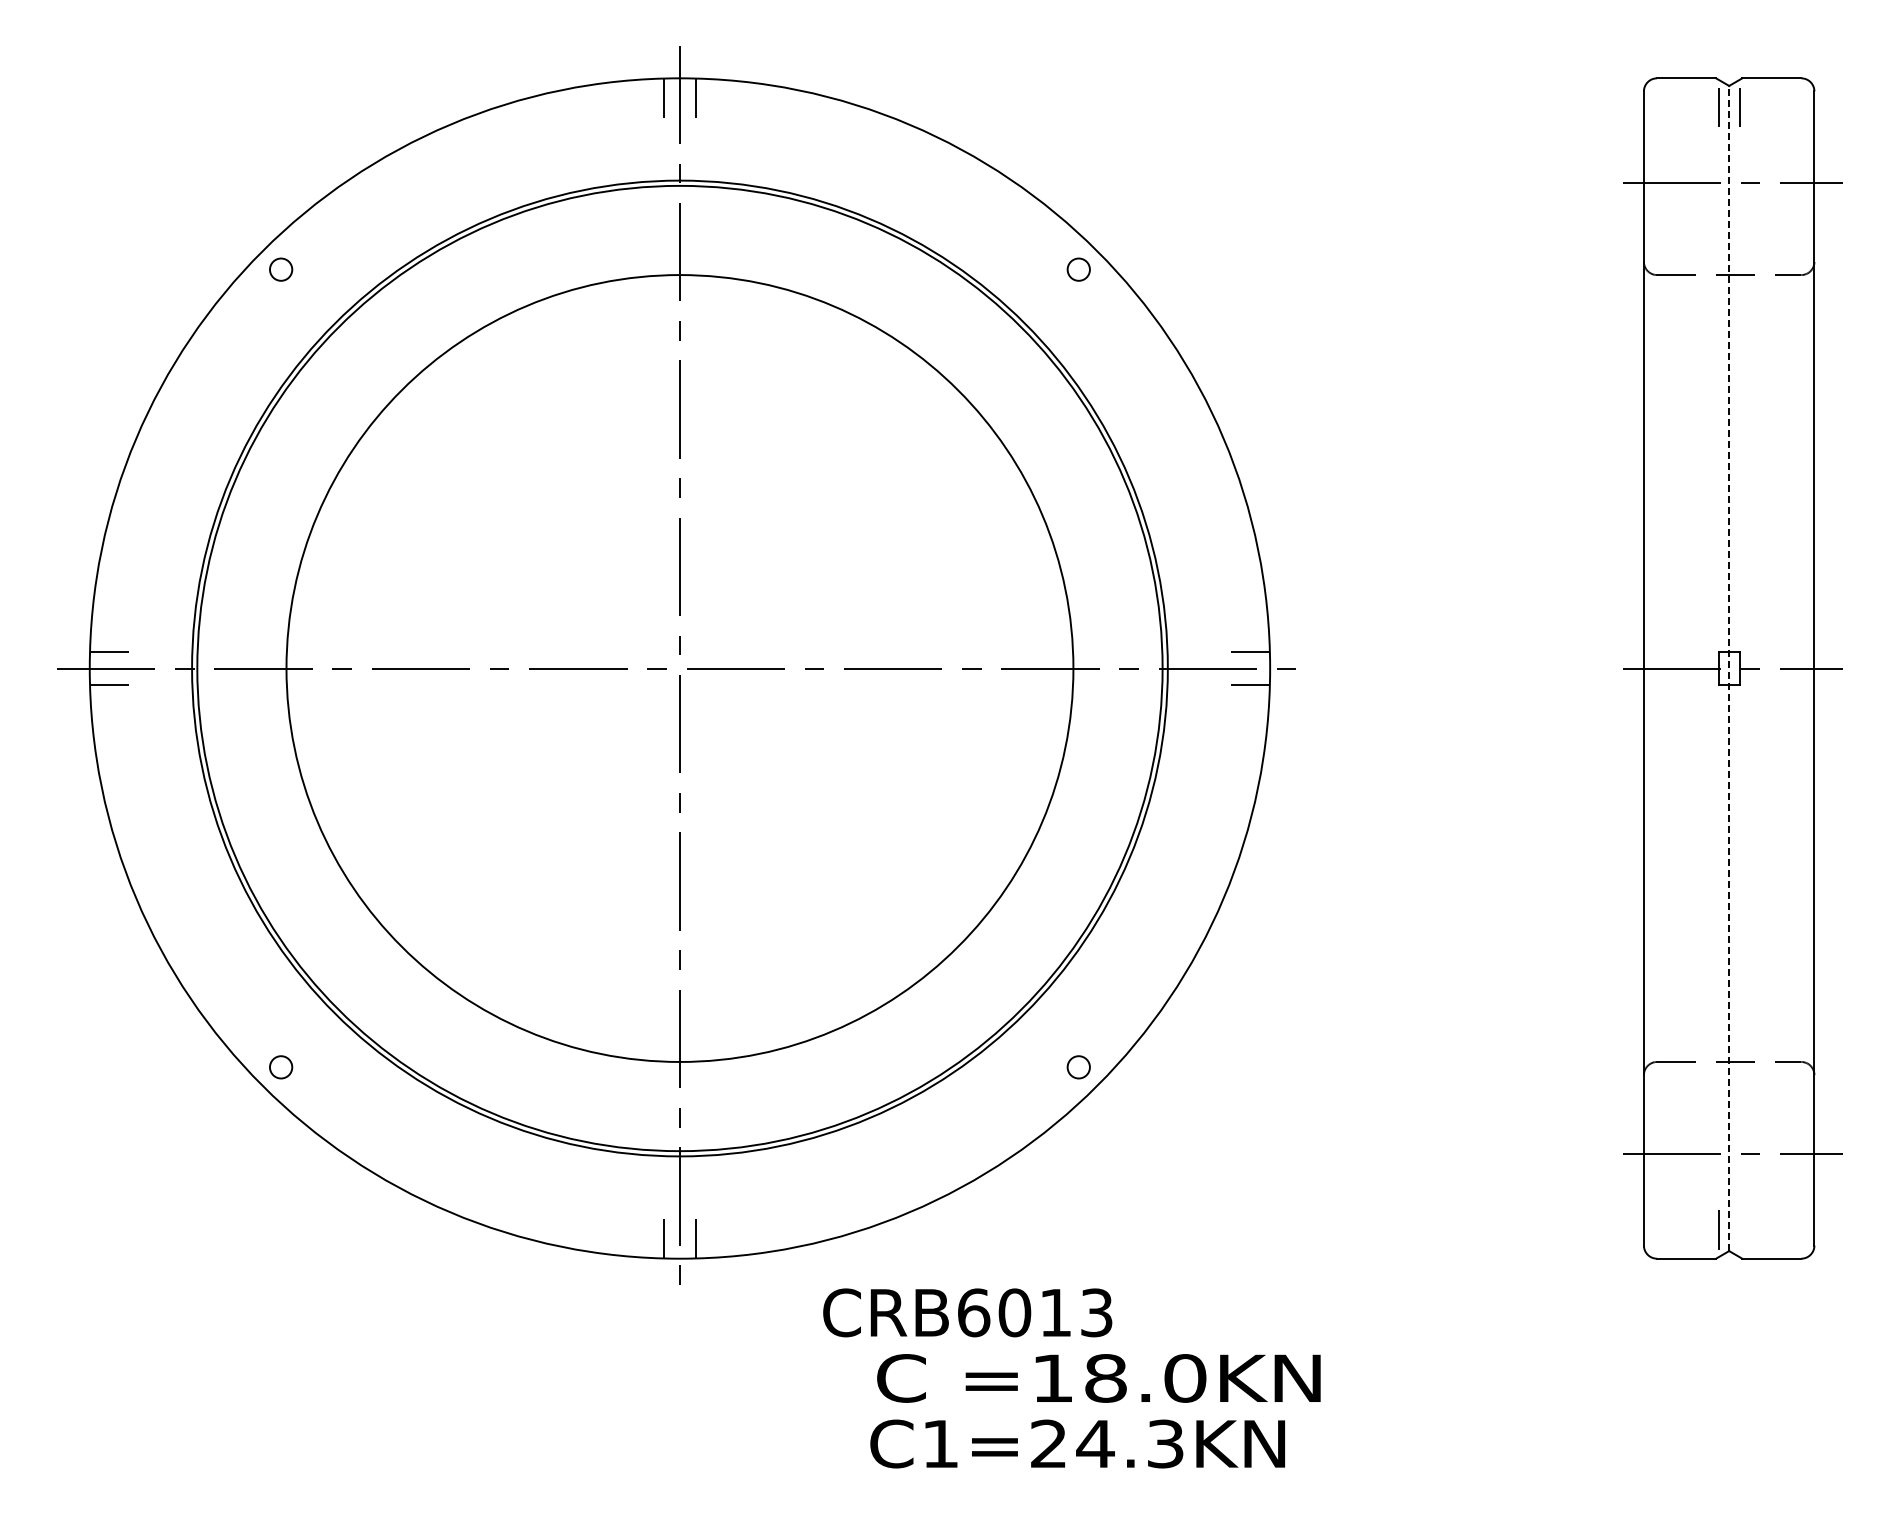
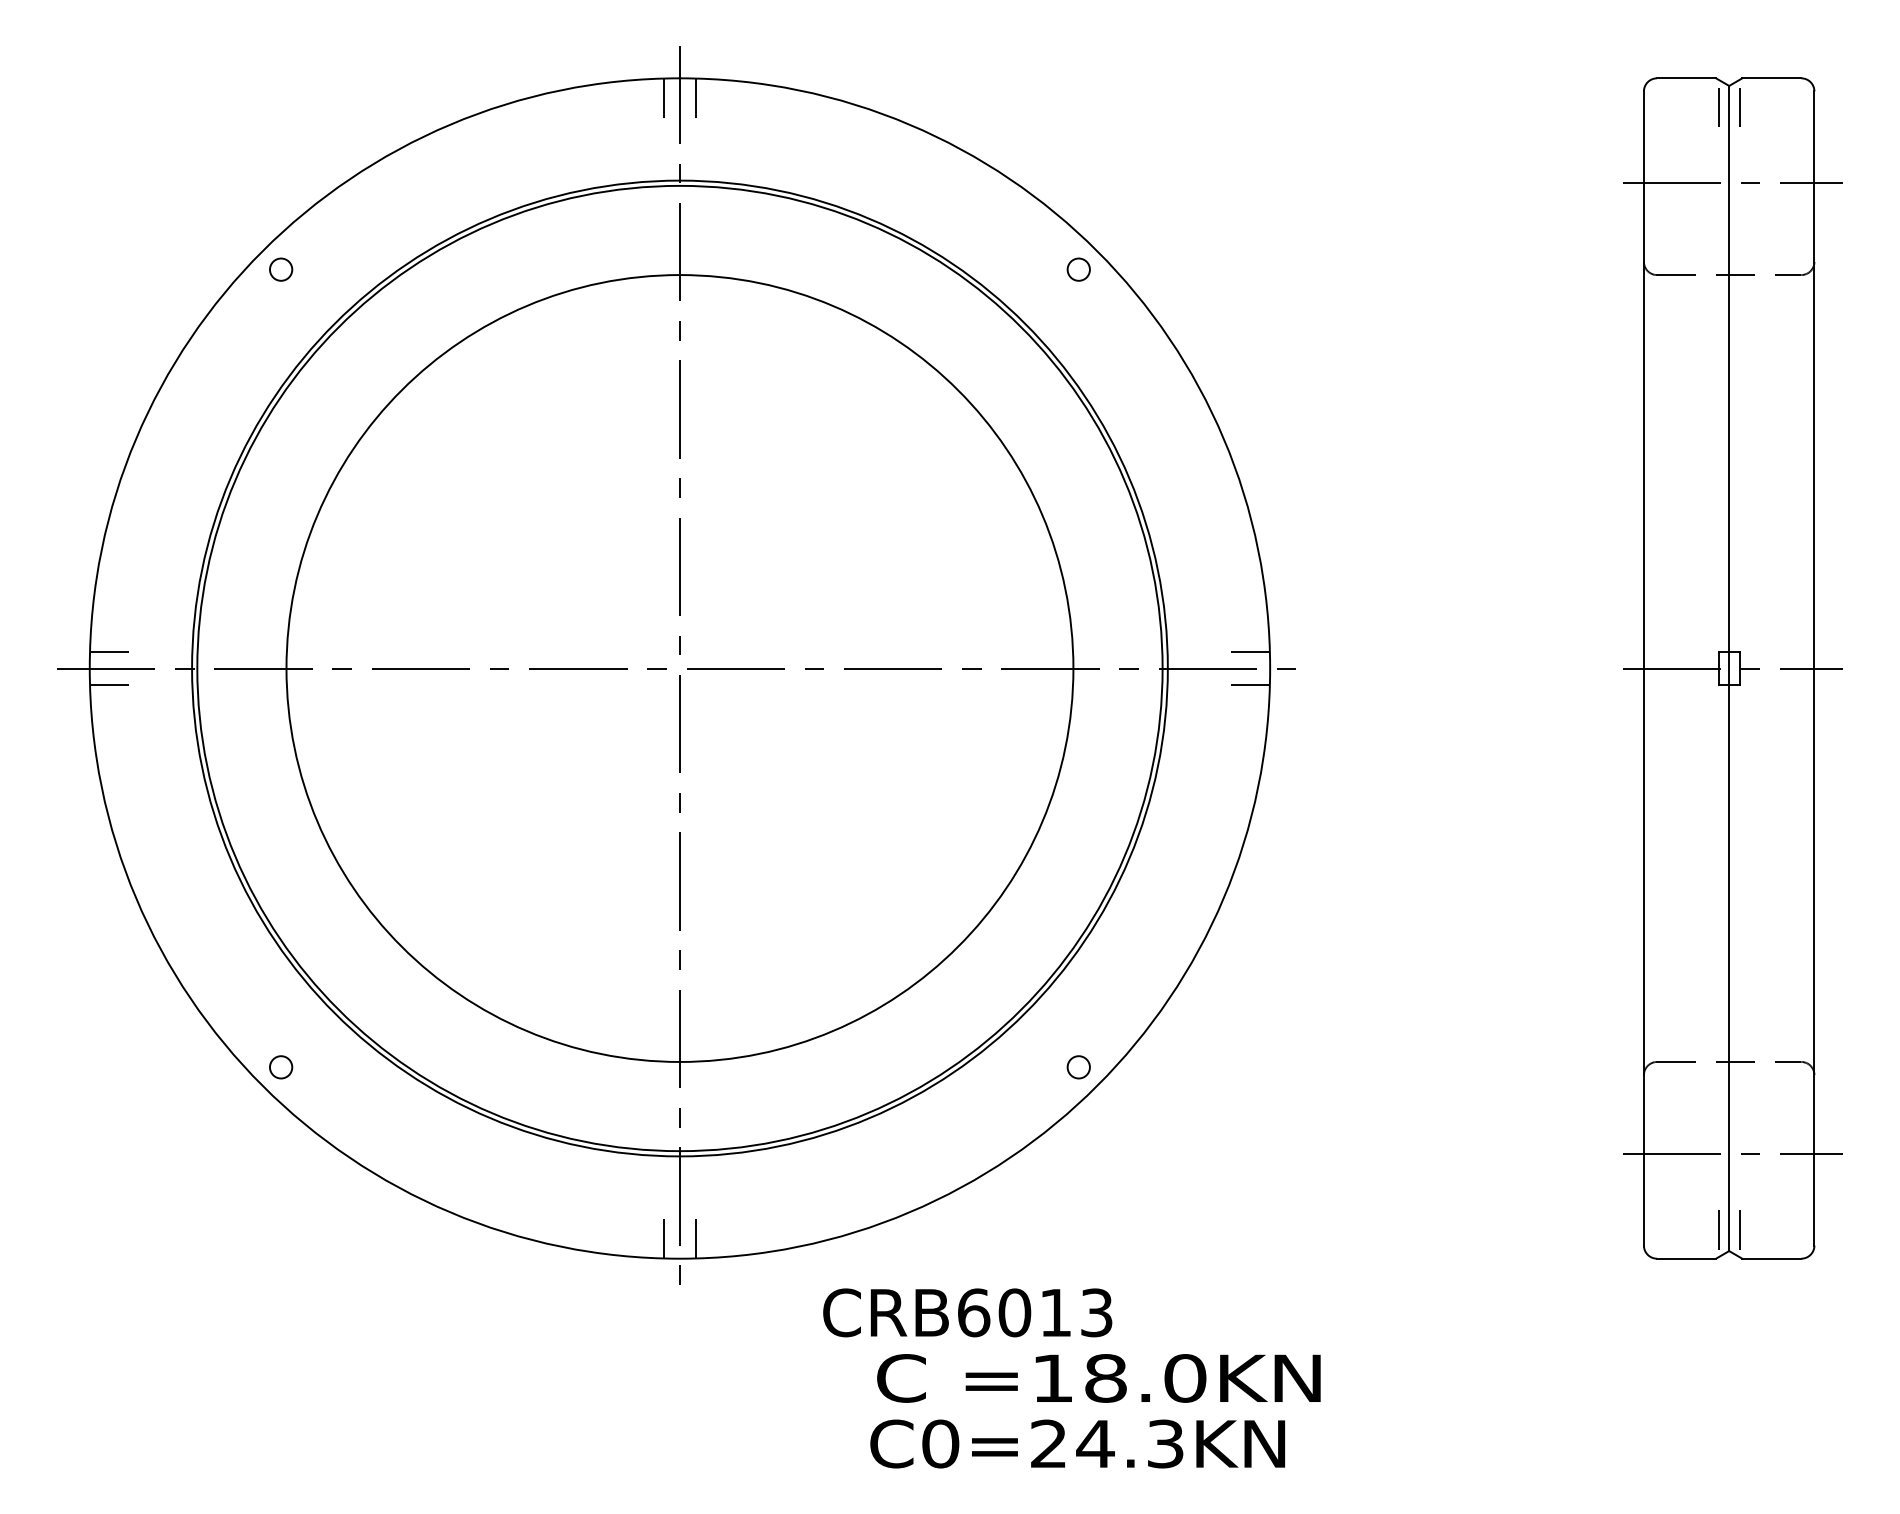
line: dashed -> solid (1729, 668)
line: none -> present (1739, 1233)
text: C1=24.3KN -> C0=24.3KN (940, 1443)
